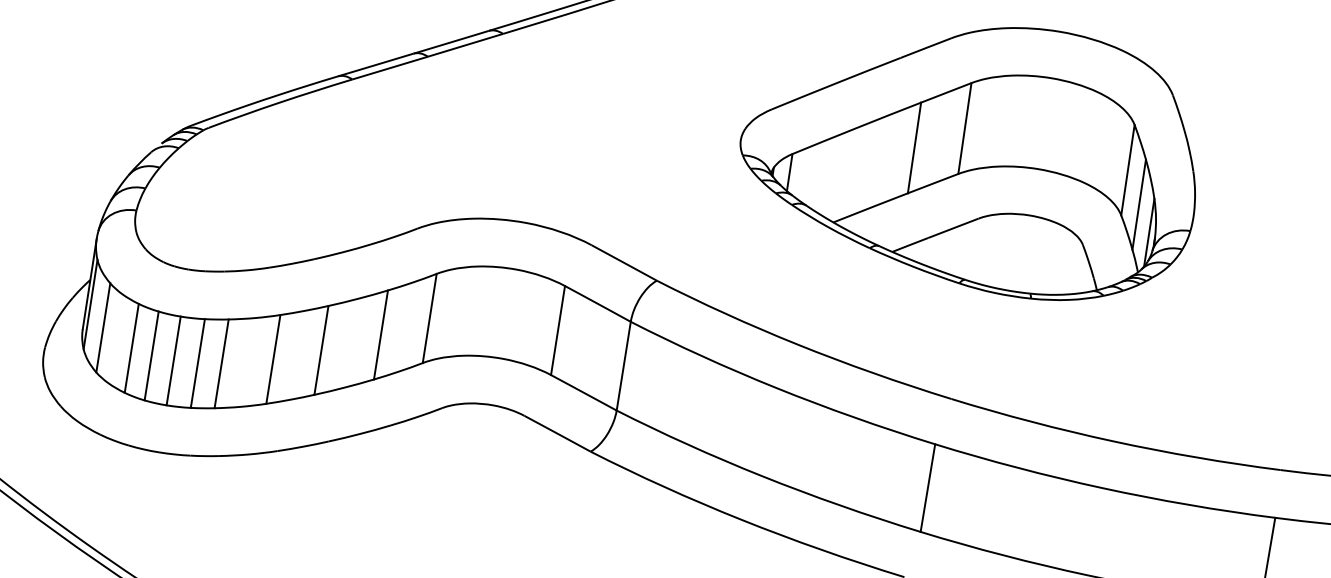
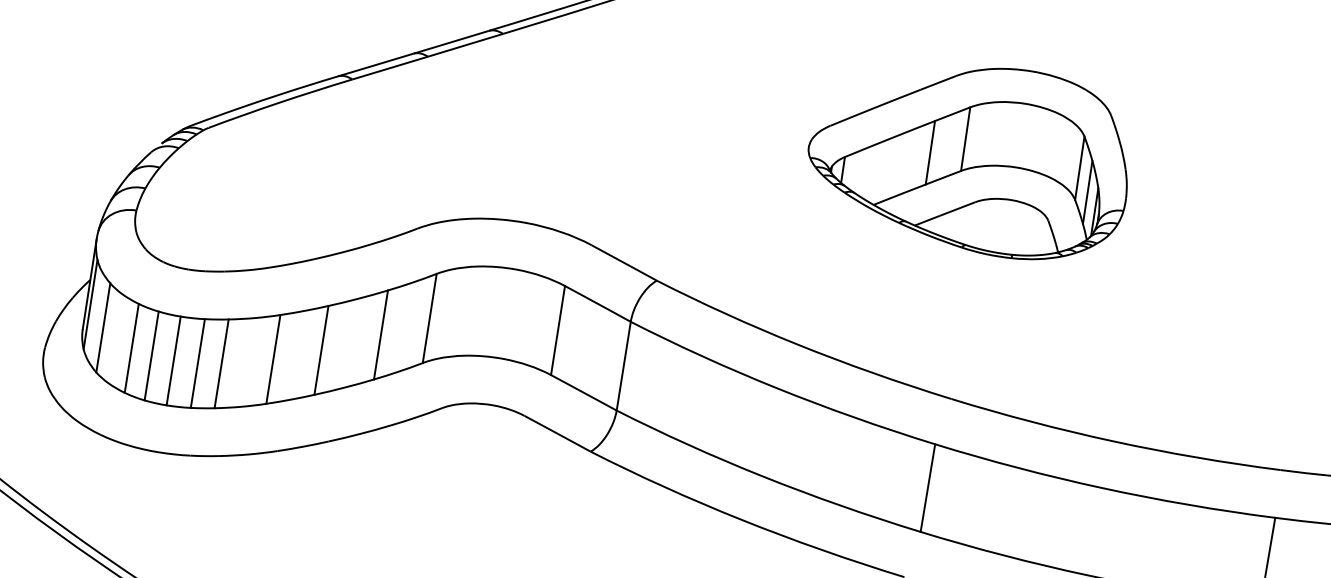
part size: 457x274 px -> 321x194 px (967, 163)
